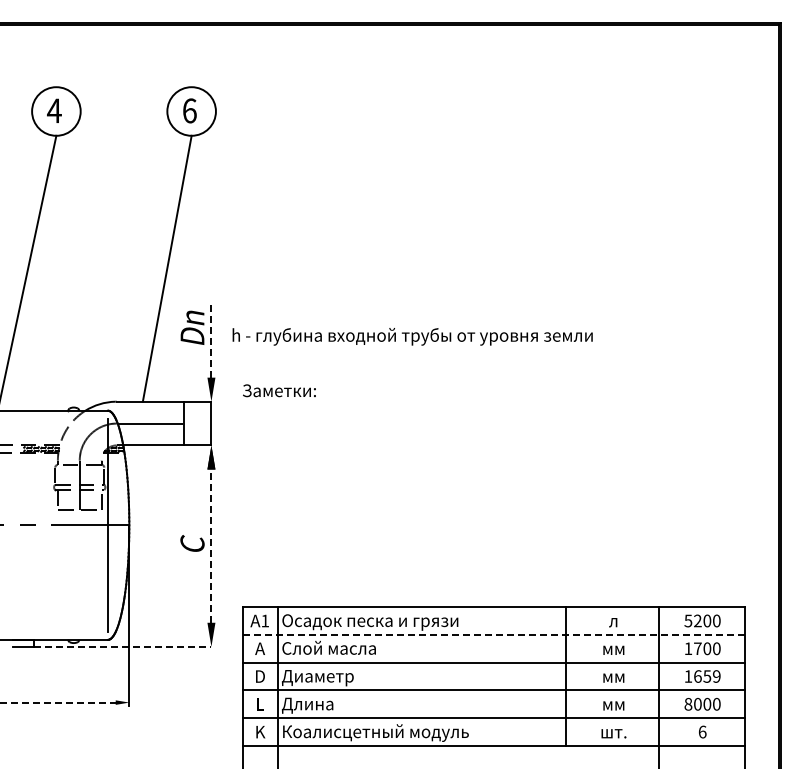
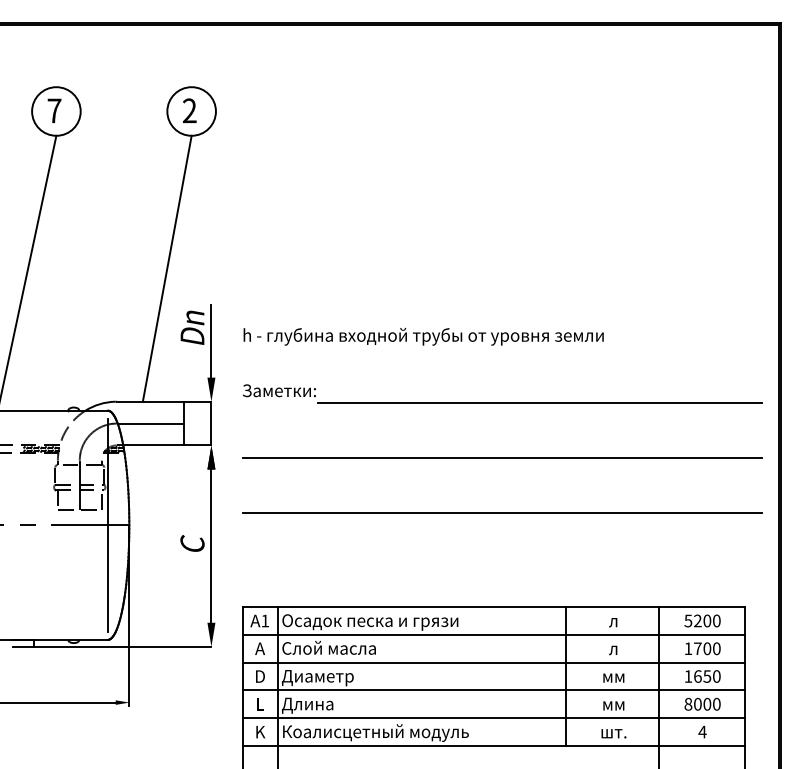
text: 4 -> 7 (54, 110)
text: 6 -> 2 (189, 110)
text position: (412, 336) -> (423, 336) (423, 336)
line: dashed -> solid (211, 340)
line: none -> present (539, 402)
line: none -> present (501, 458)
line: none -> present (501, 513)
line: dashed -> solid (211, 546)
line: dashed -> solid (494, 634)
line: dashed -> solid (122, 646)
text: мм -> л (613, 650)
text: 1659 -> 1650 (716, 676)
line: dashed -> solid (58, 702)
text: 6 -> 4 (702, 731)
